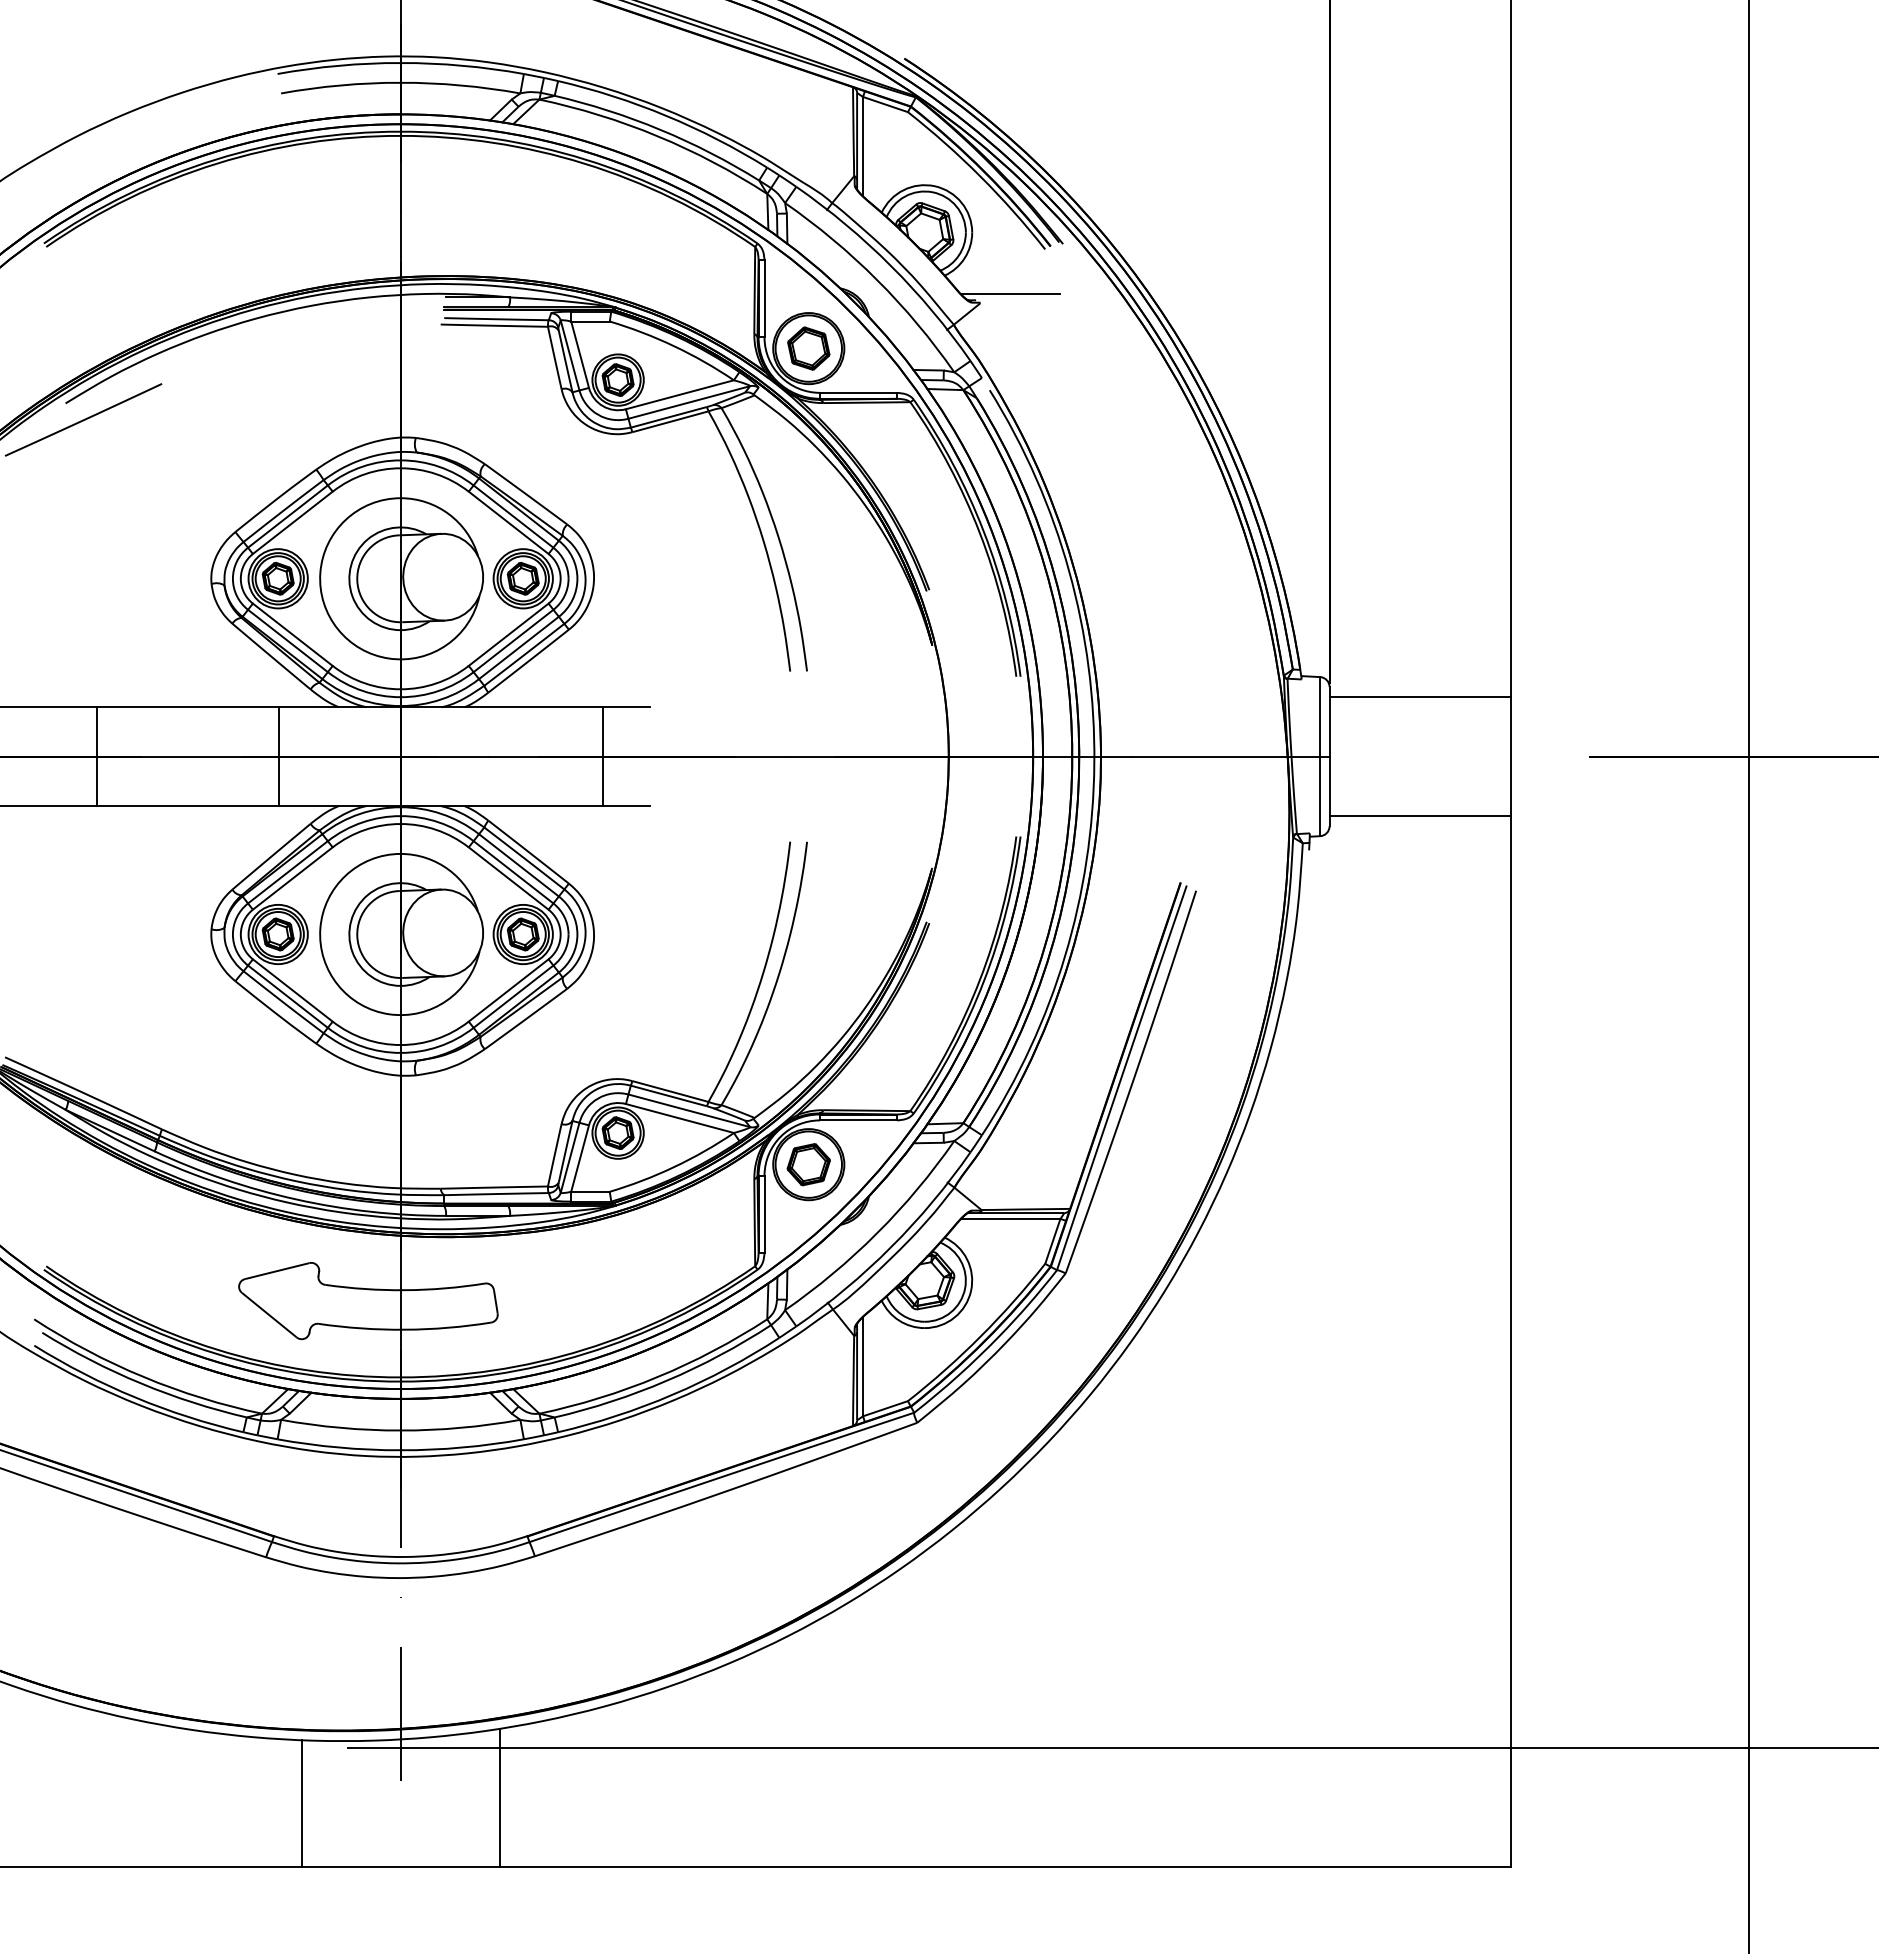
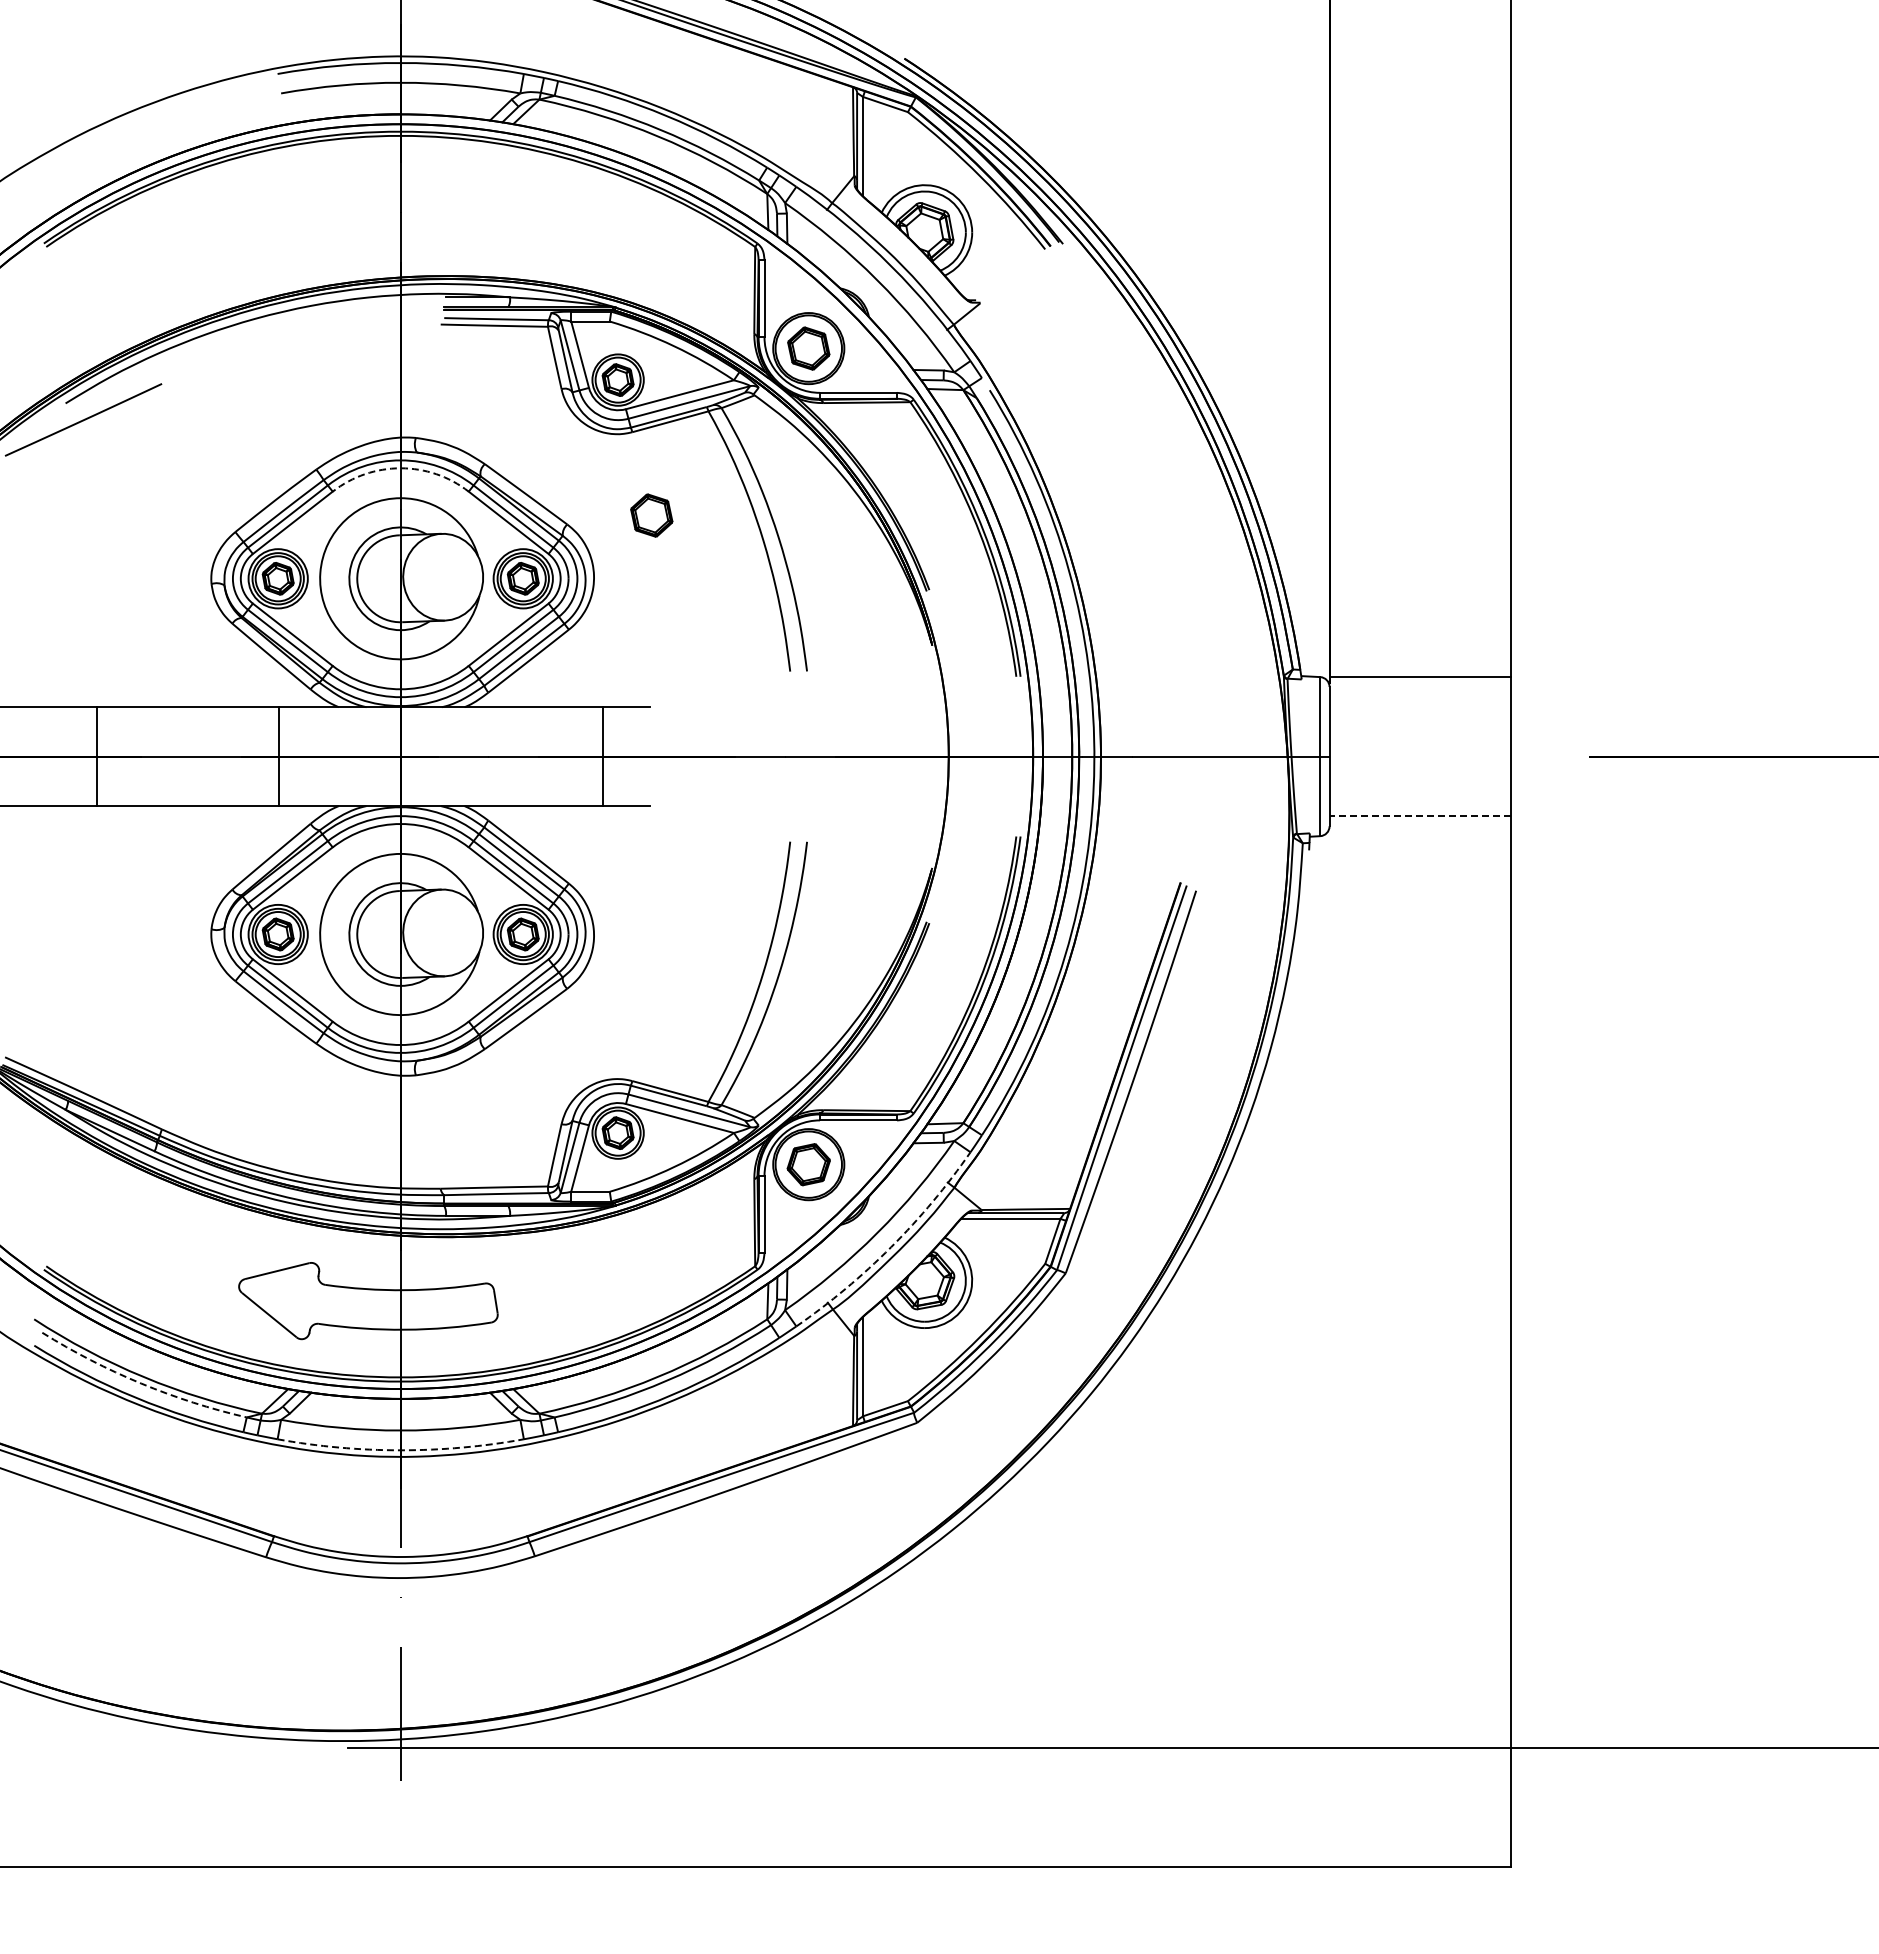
line: present -> none (1010, 294)
arc: solid -> dashed (400, 468)
part: none -> present (651, 515)
line position: (1420, 697) -> (1420, 677) (1420, 677)
line: solid -> dashed (1420, 815)
line: present -> none (1748, 976)
arc: solid -> dashed (891, 1247)
arc: solid -> dashed (141, 1383)
arc: solid -> dashed (400, 1450)
line: present -> none (499, 1797)
line: present -> none (301, 1803)
